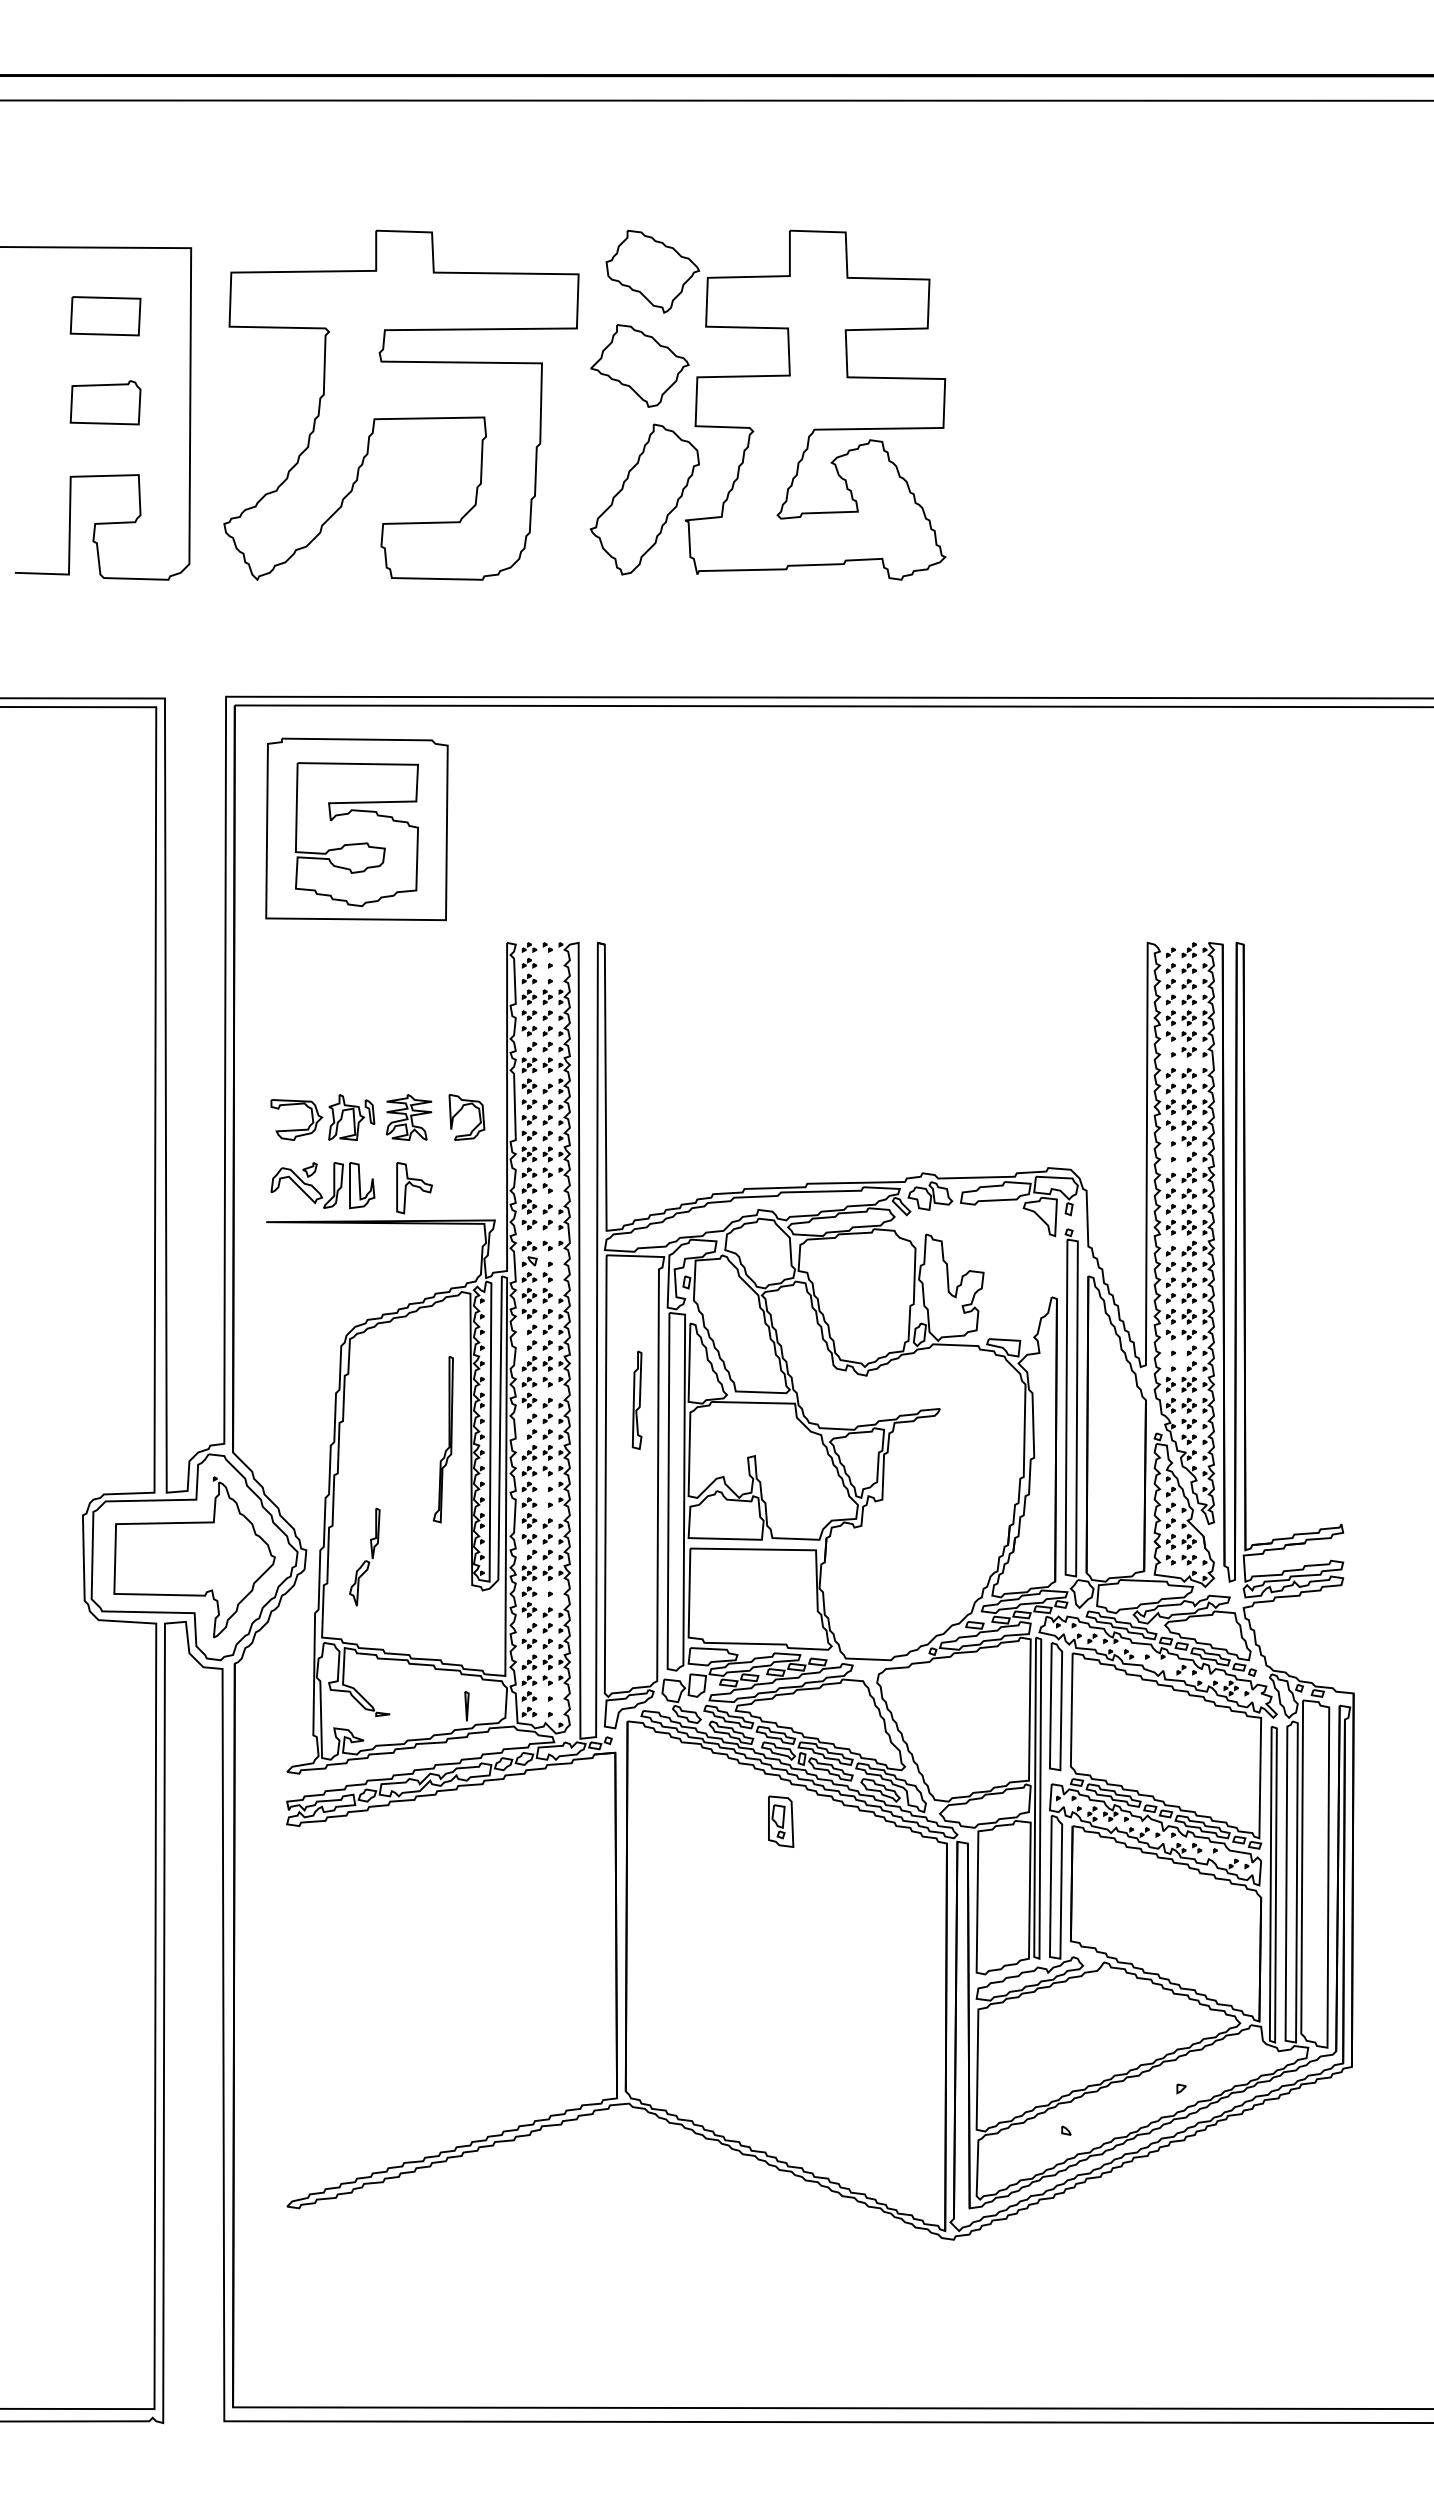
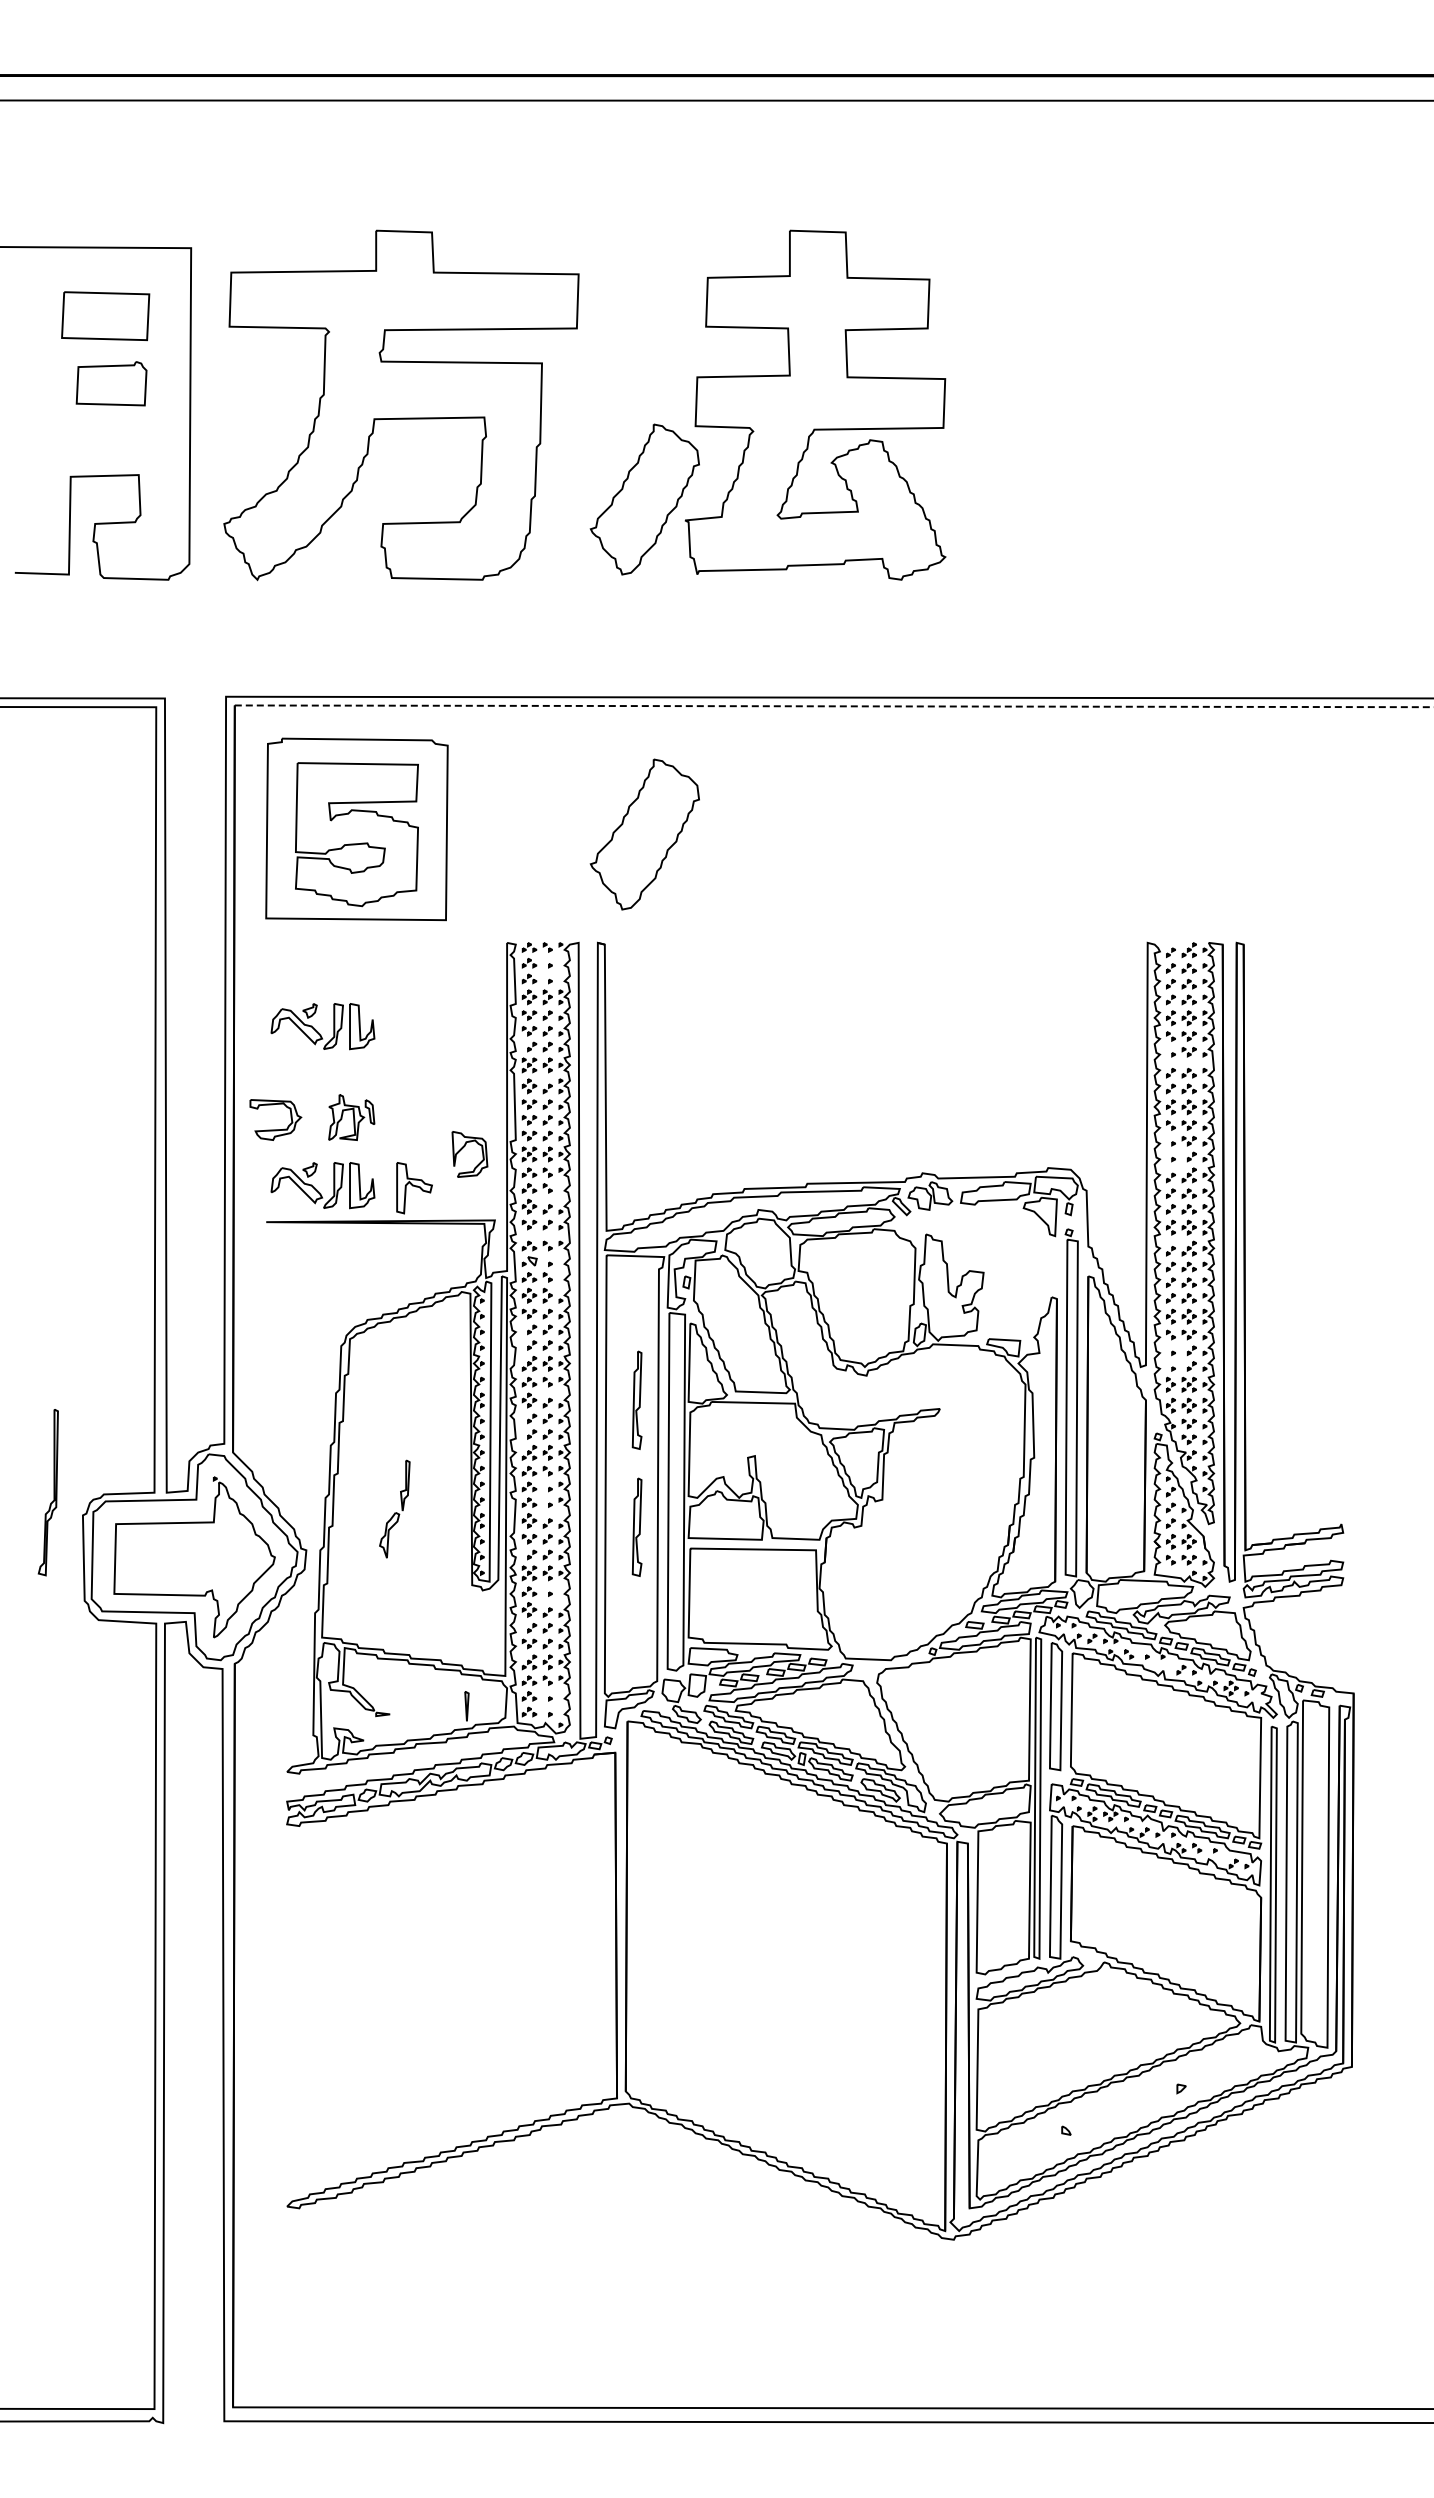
part: present -> none (652, 271)
part size: 73x41 px -> 90x51 px (105, 316)
part: present -> none (639, 365)
part position: (105, 402) -> (111, 383) (111, 383)
line: solid -> dashed (834, 706)
part: none -> present (644, 834)
part: none -> present (317, 1031)
part position: (460, 1111) -> (463, 1148) (463, 1148)
part: present -> none (408, 1117)
part position: (296, 1129) -> (275, 1129) (275, 1129)
part position: (442, 1439) -> (47, 1492) (47, 1492)
part: none -> present (636, 1526)
part position: (364, 1556) -> (394, 1508) (394, 1508)
part: present -> none (781, 1821)
